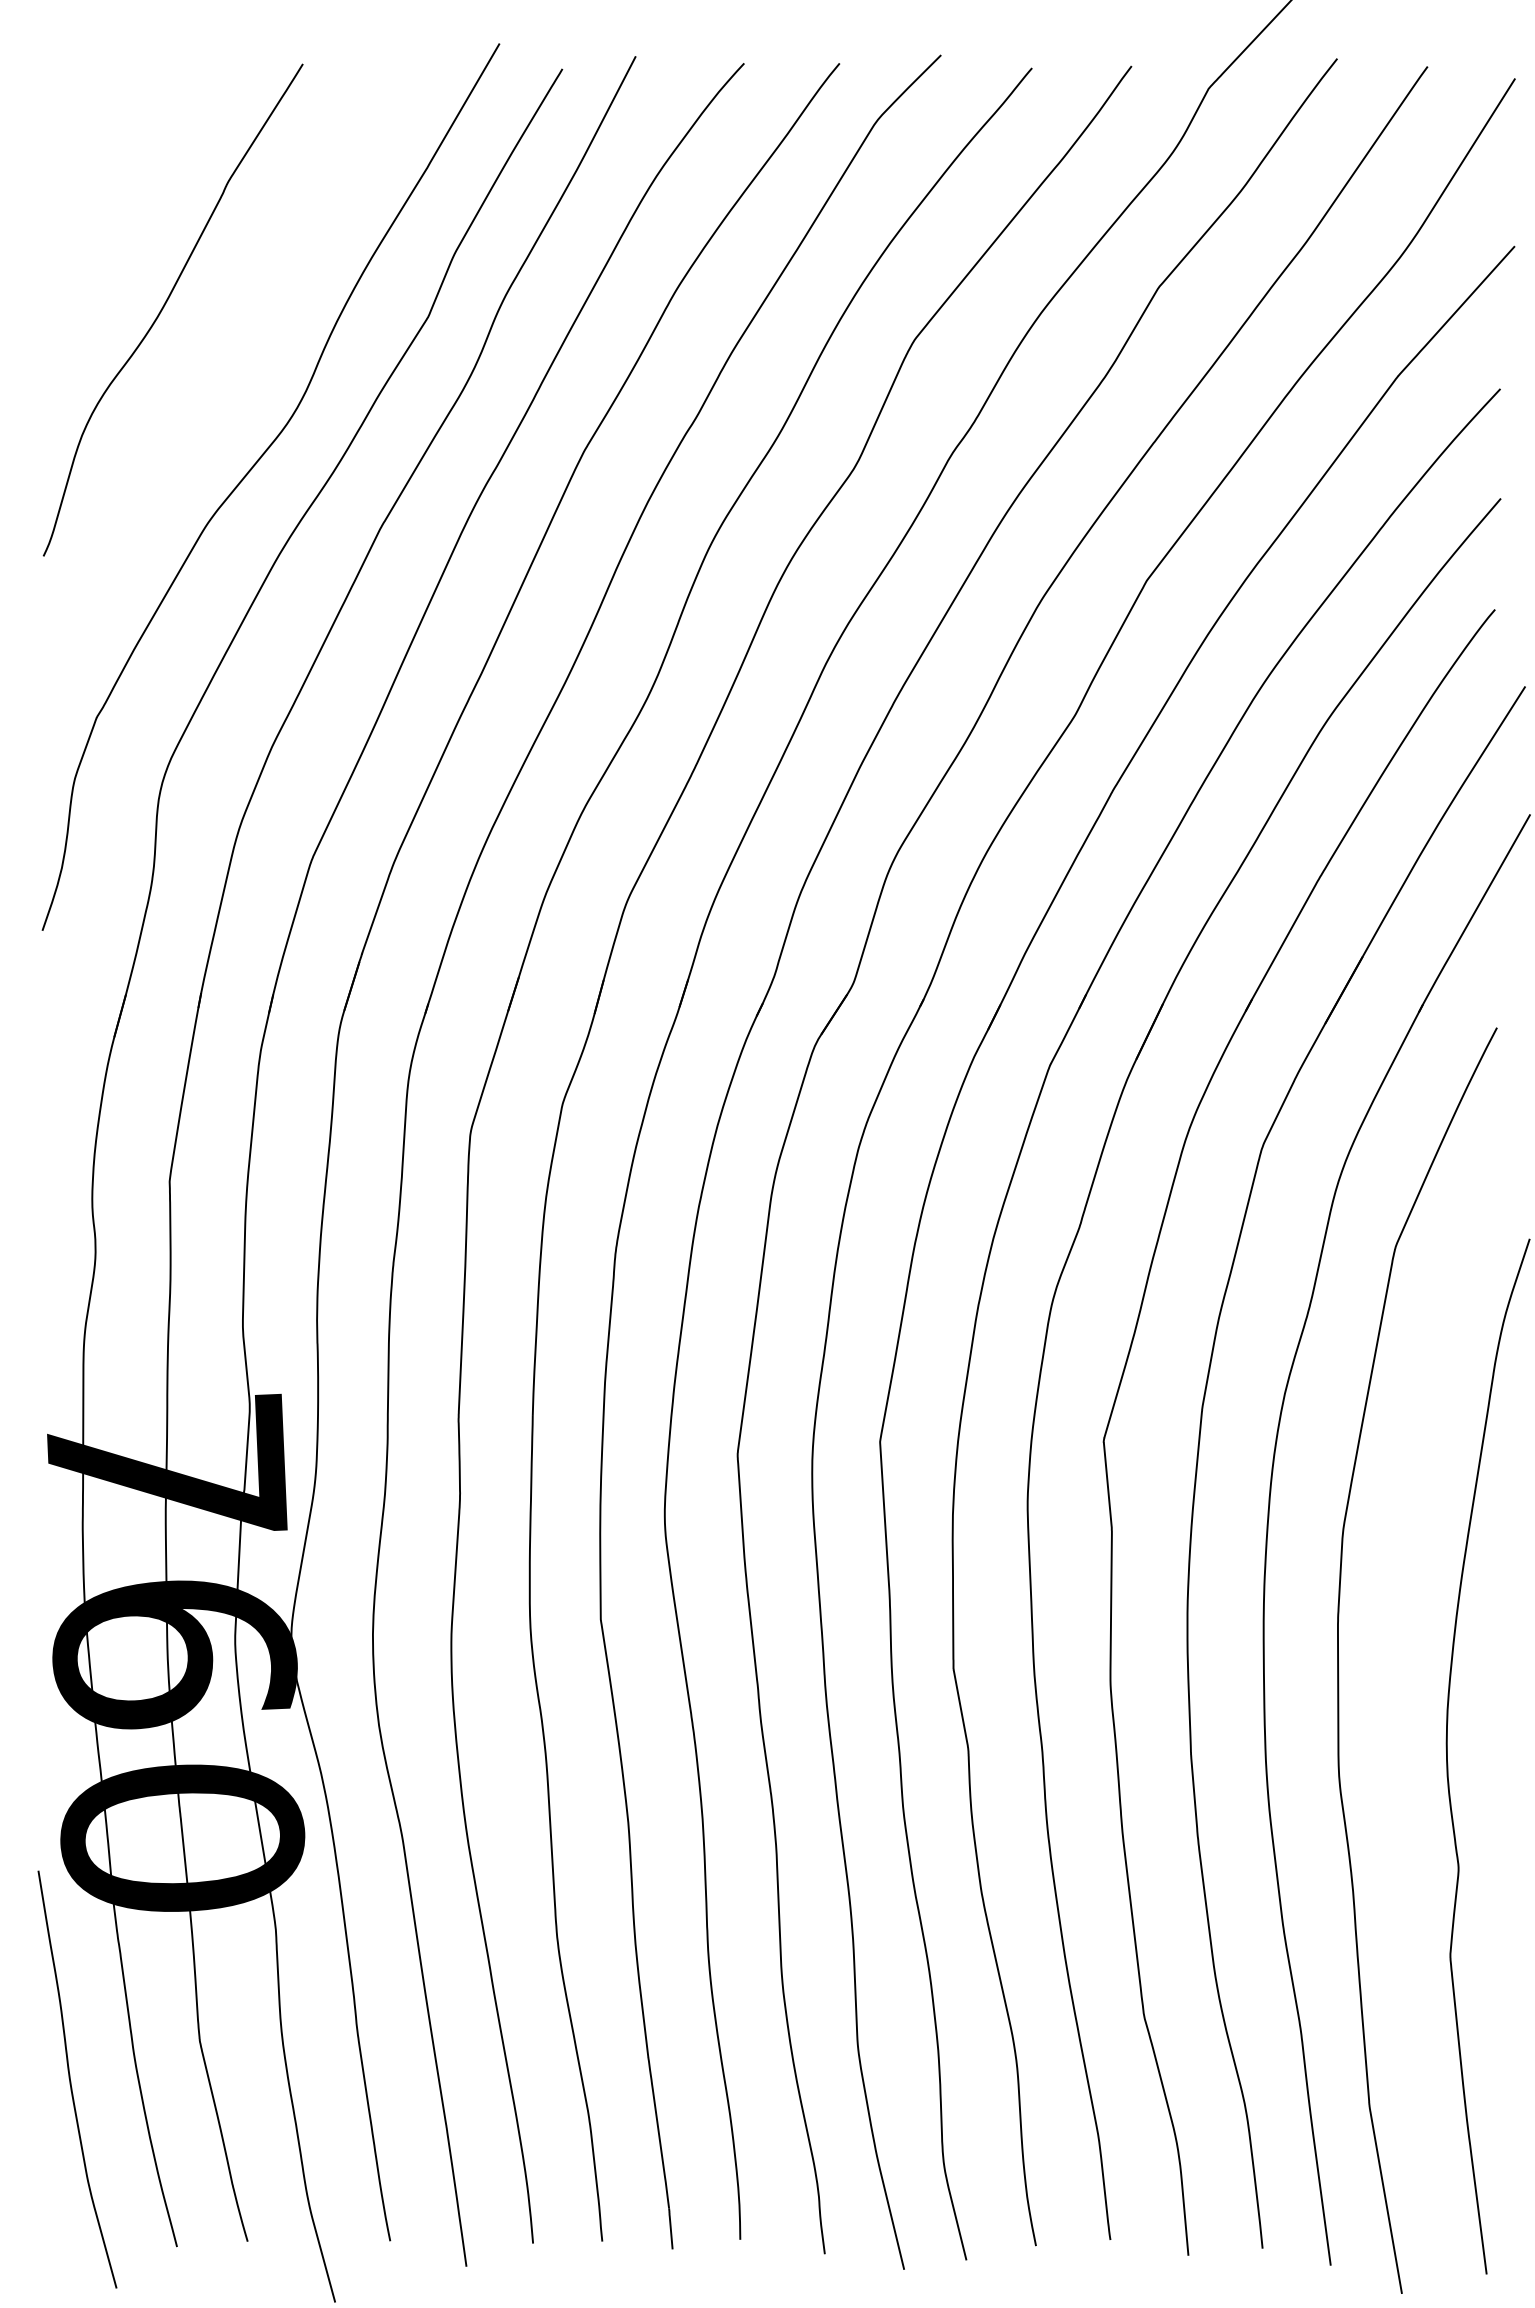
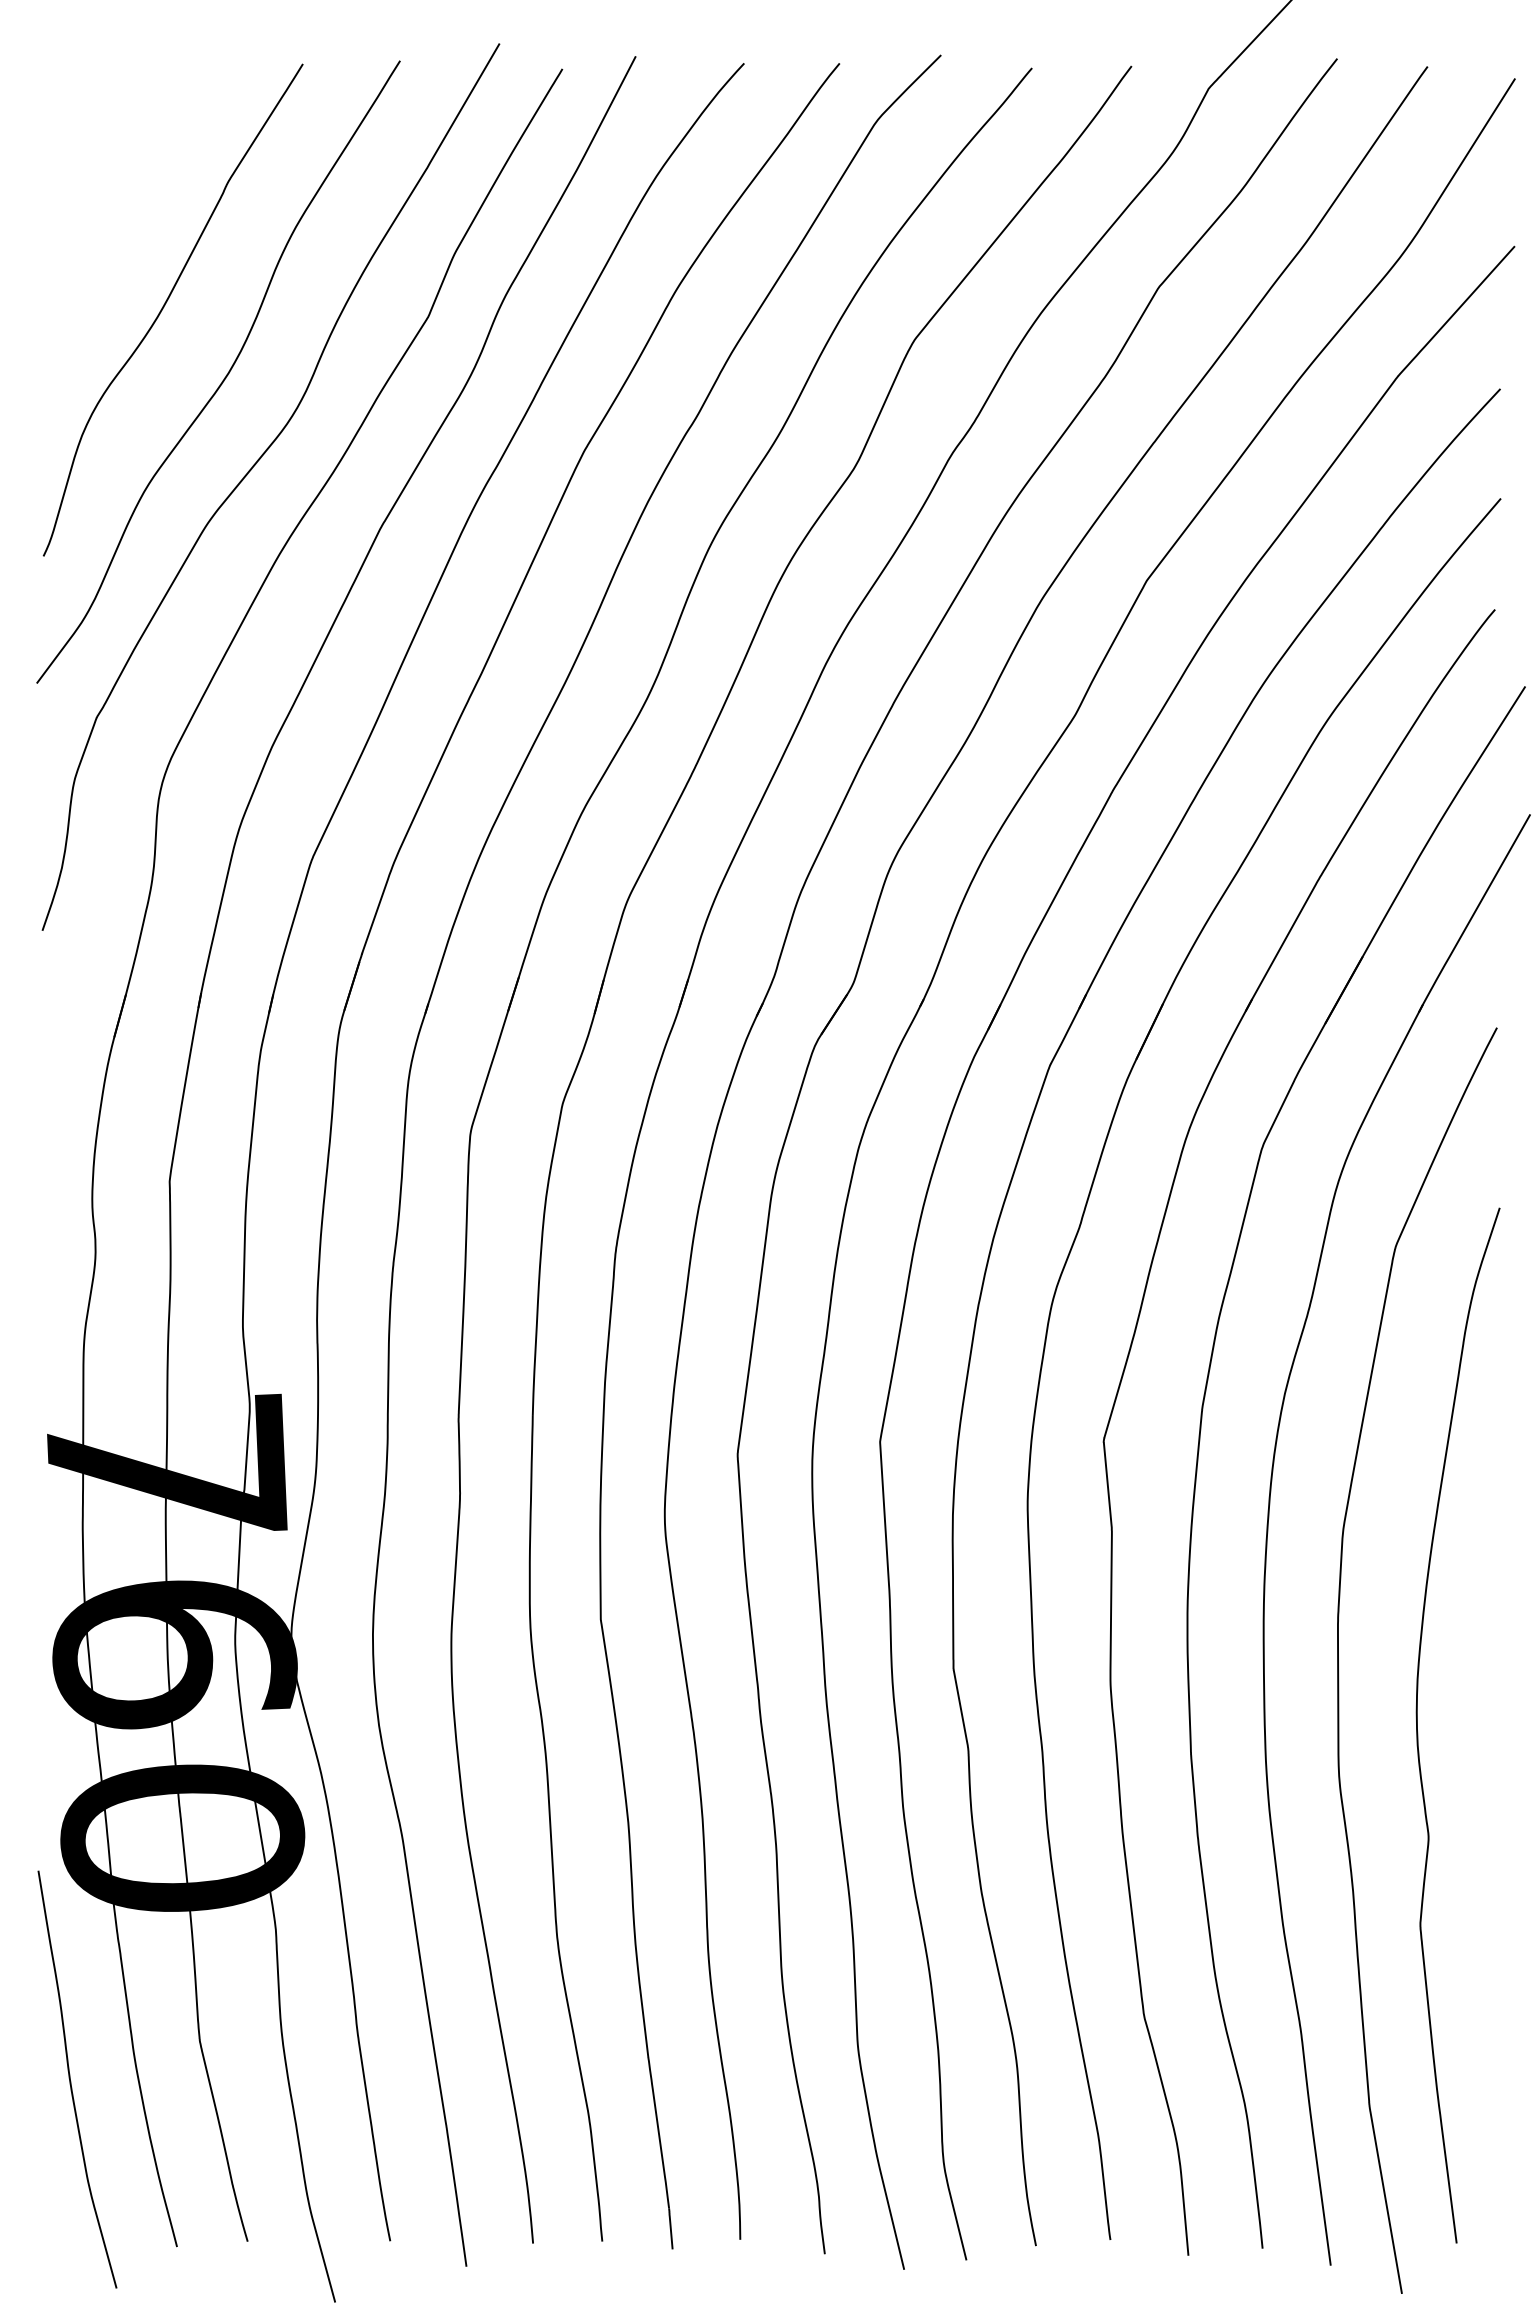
curve: none -> present (224, 377)
curve position: (1448, 1763) -> (1418, 1732) (1418, 1732)
